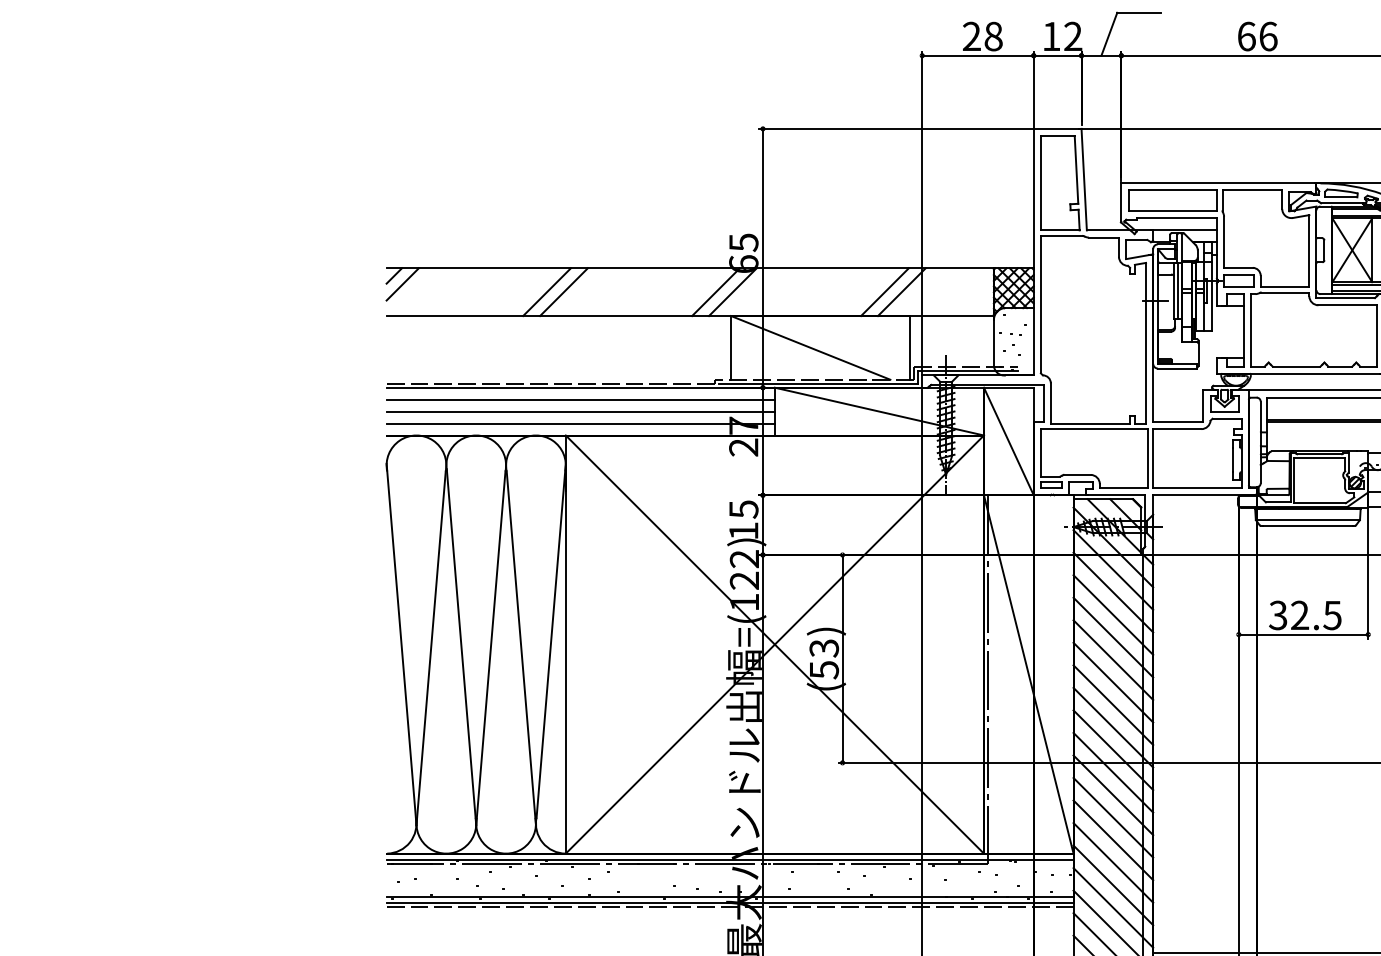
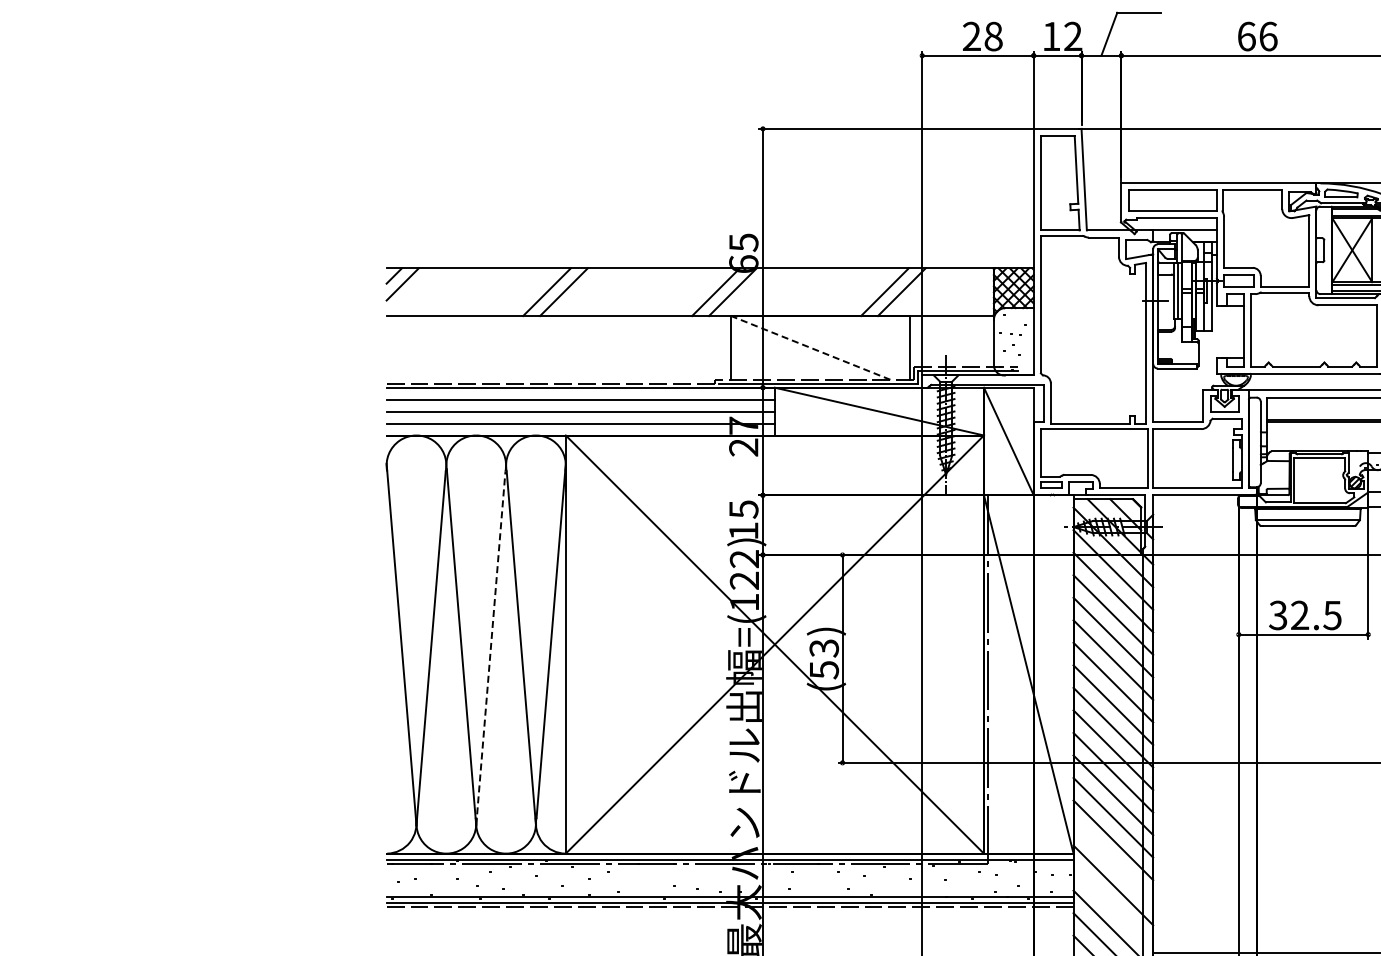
line: solid -> dashed (810, 347)
line: solid -> dashed (490, 647)
line: present -> none (1113, 862)
line: present -> none (1113, 907)
